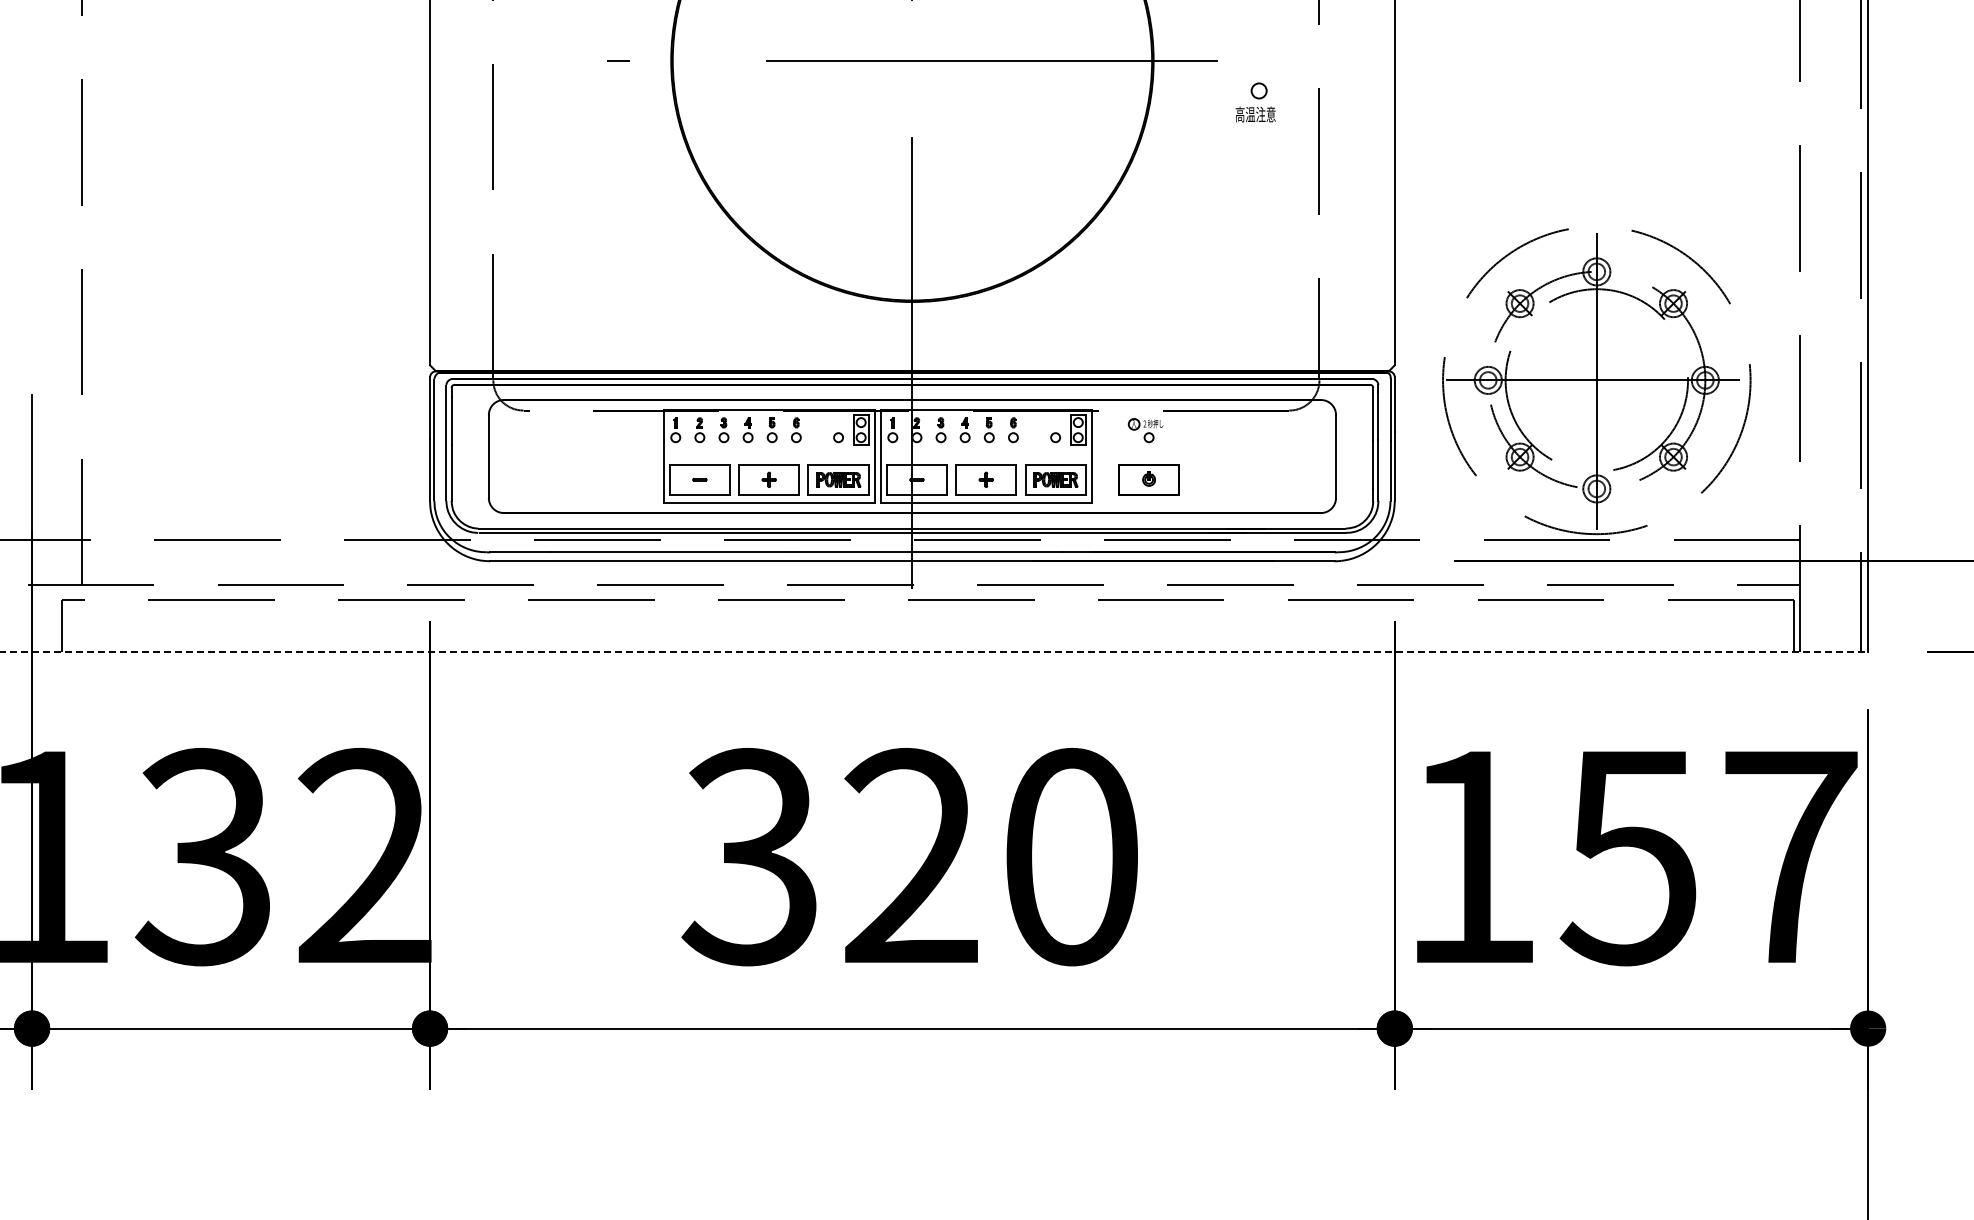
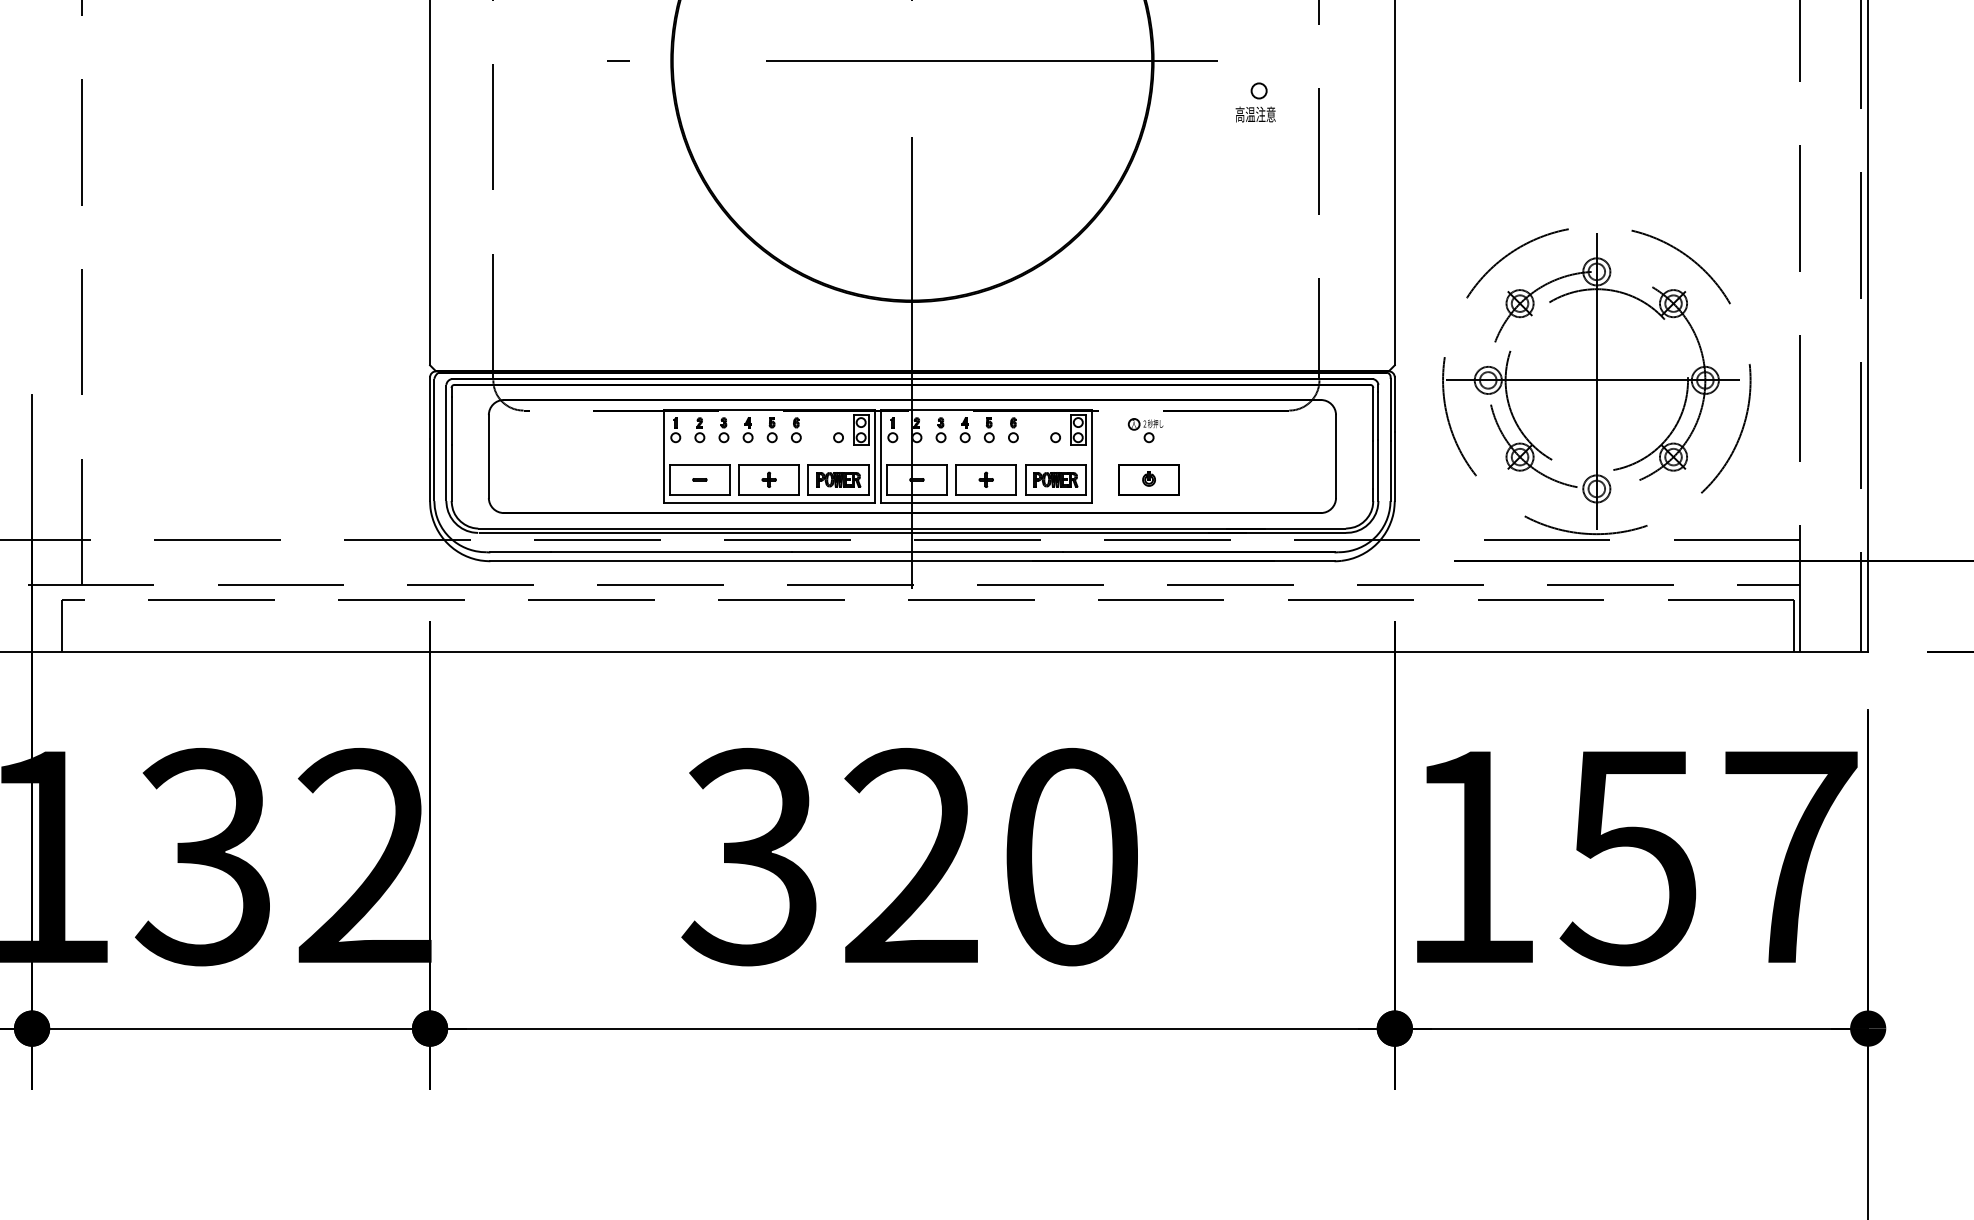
line: dashed -> solid (934, 651)
